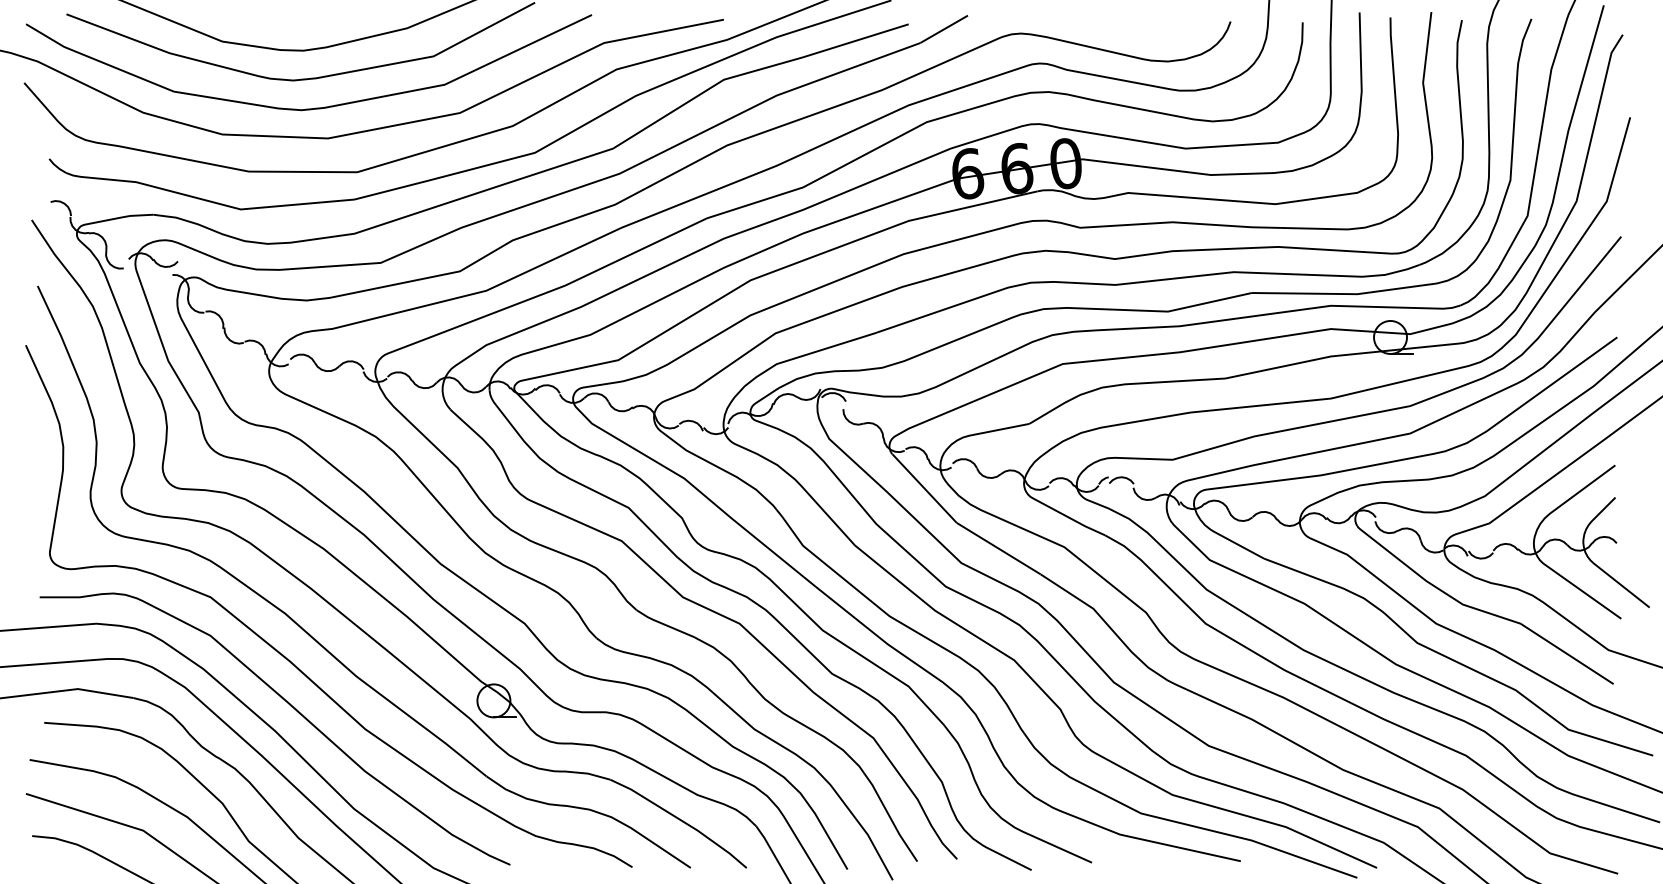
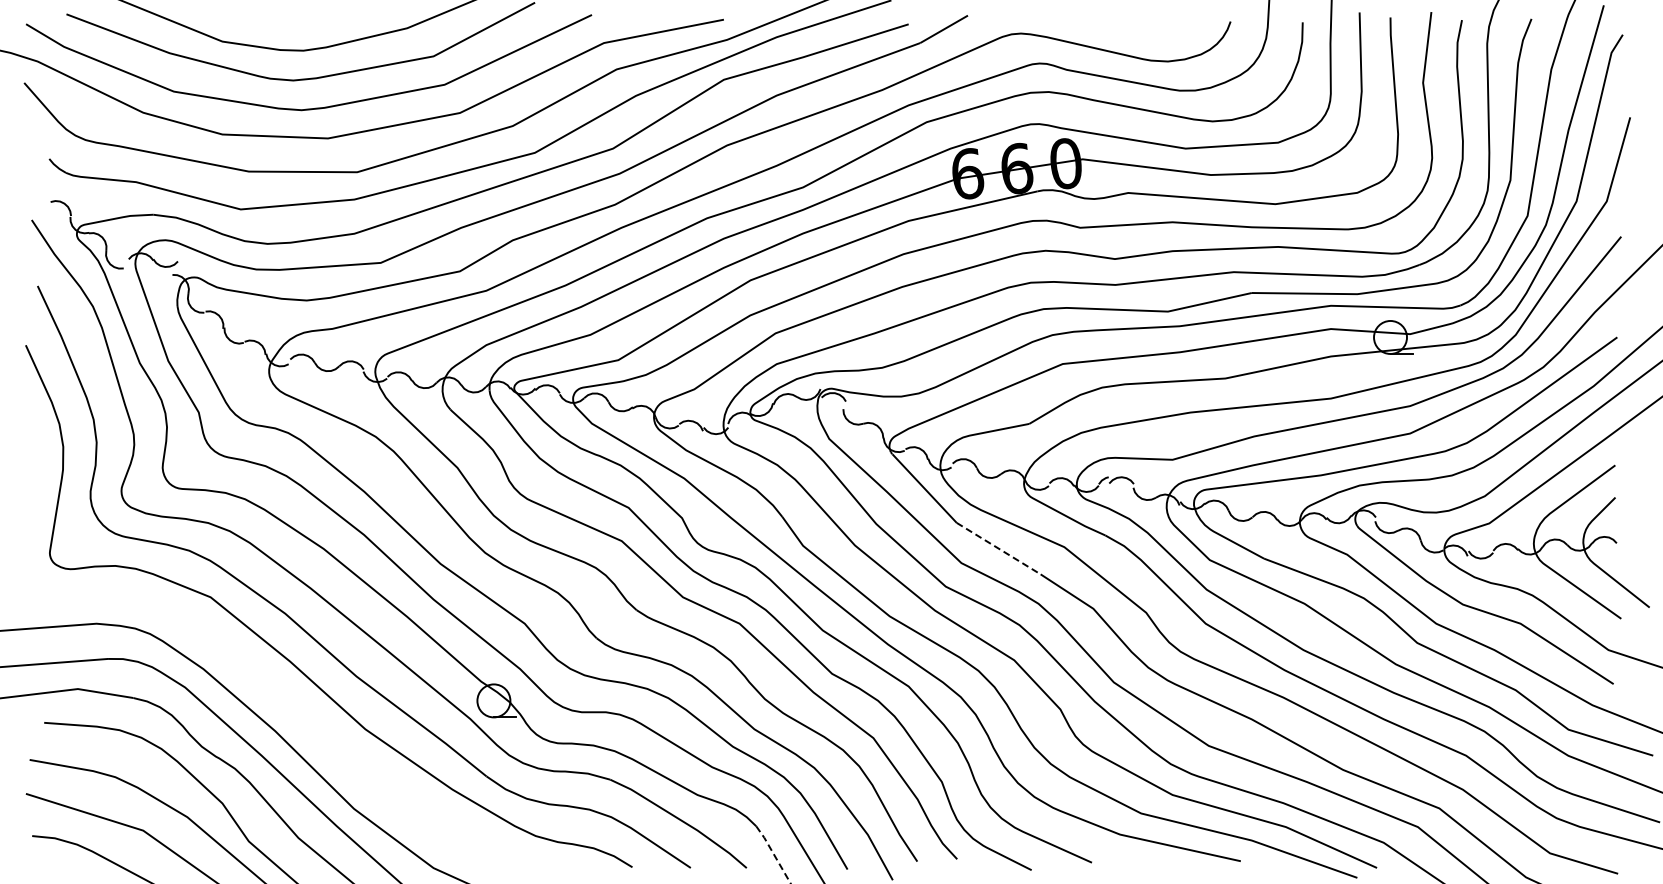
line: solid -> dashed (999, 548)
curve: present -> none (291, 707)
line: solid -> dashed (773, 854)
